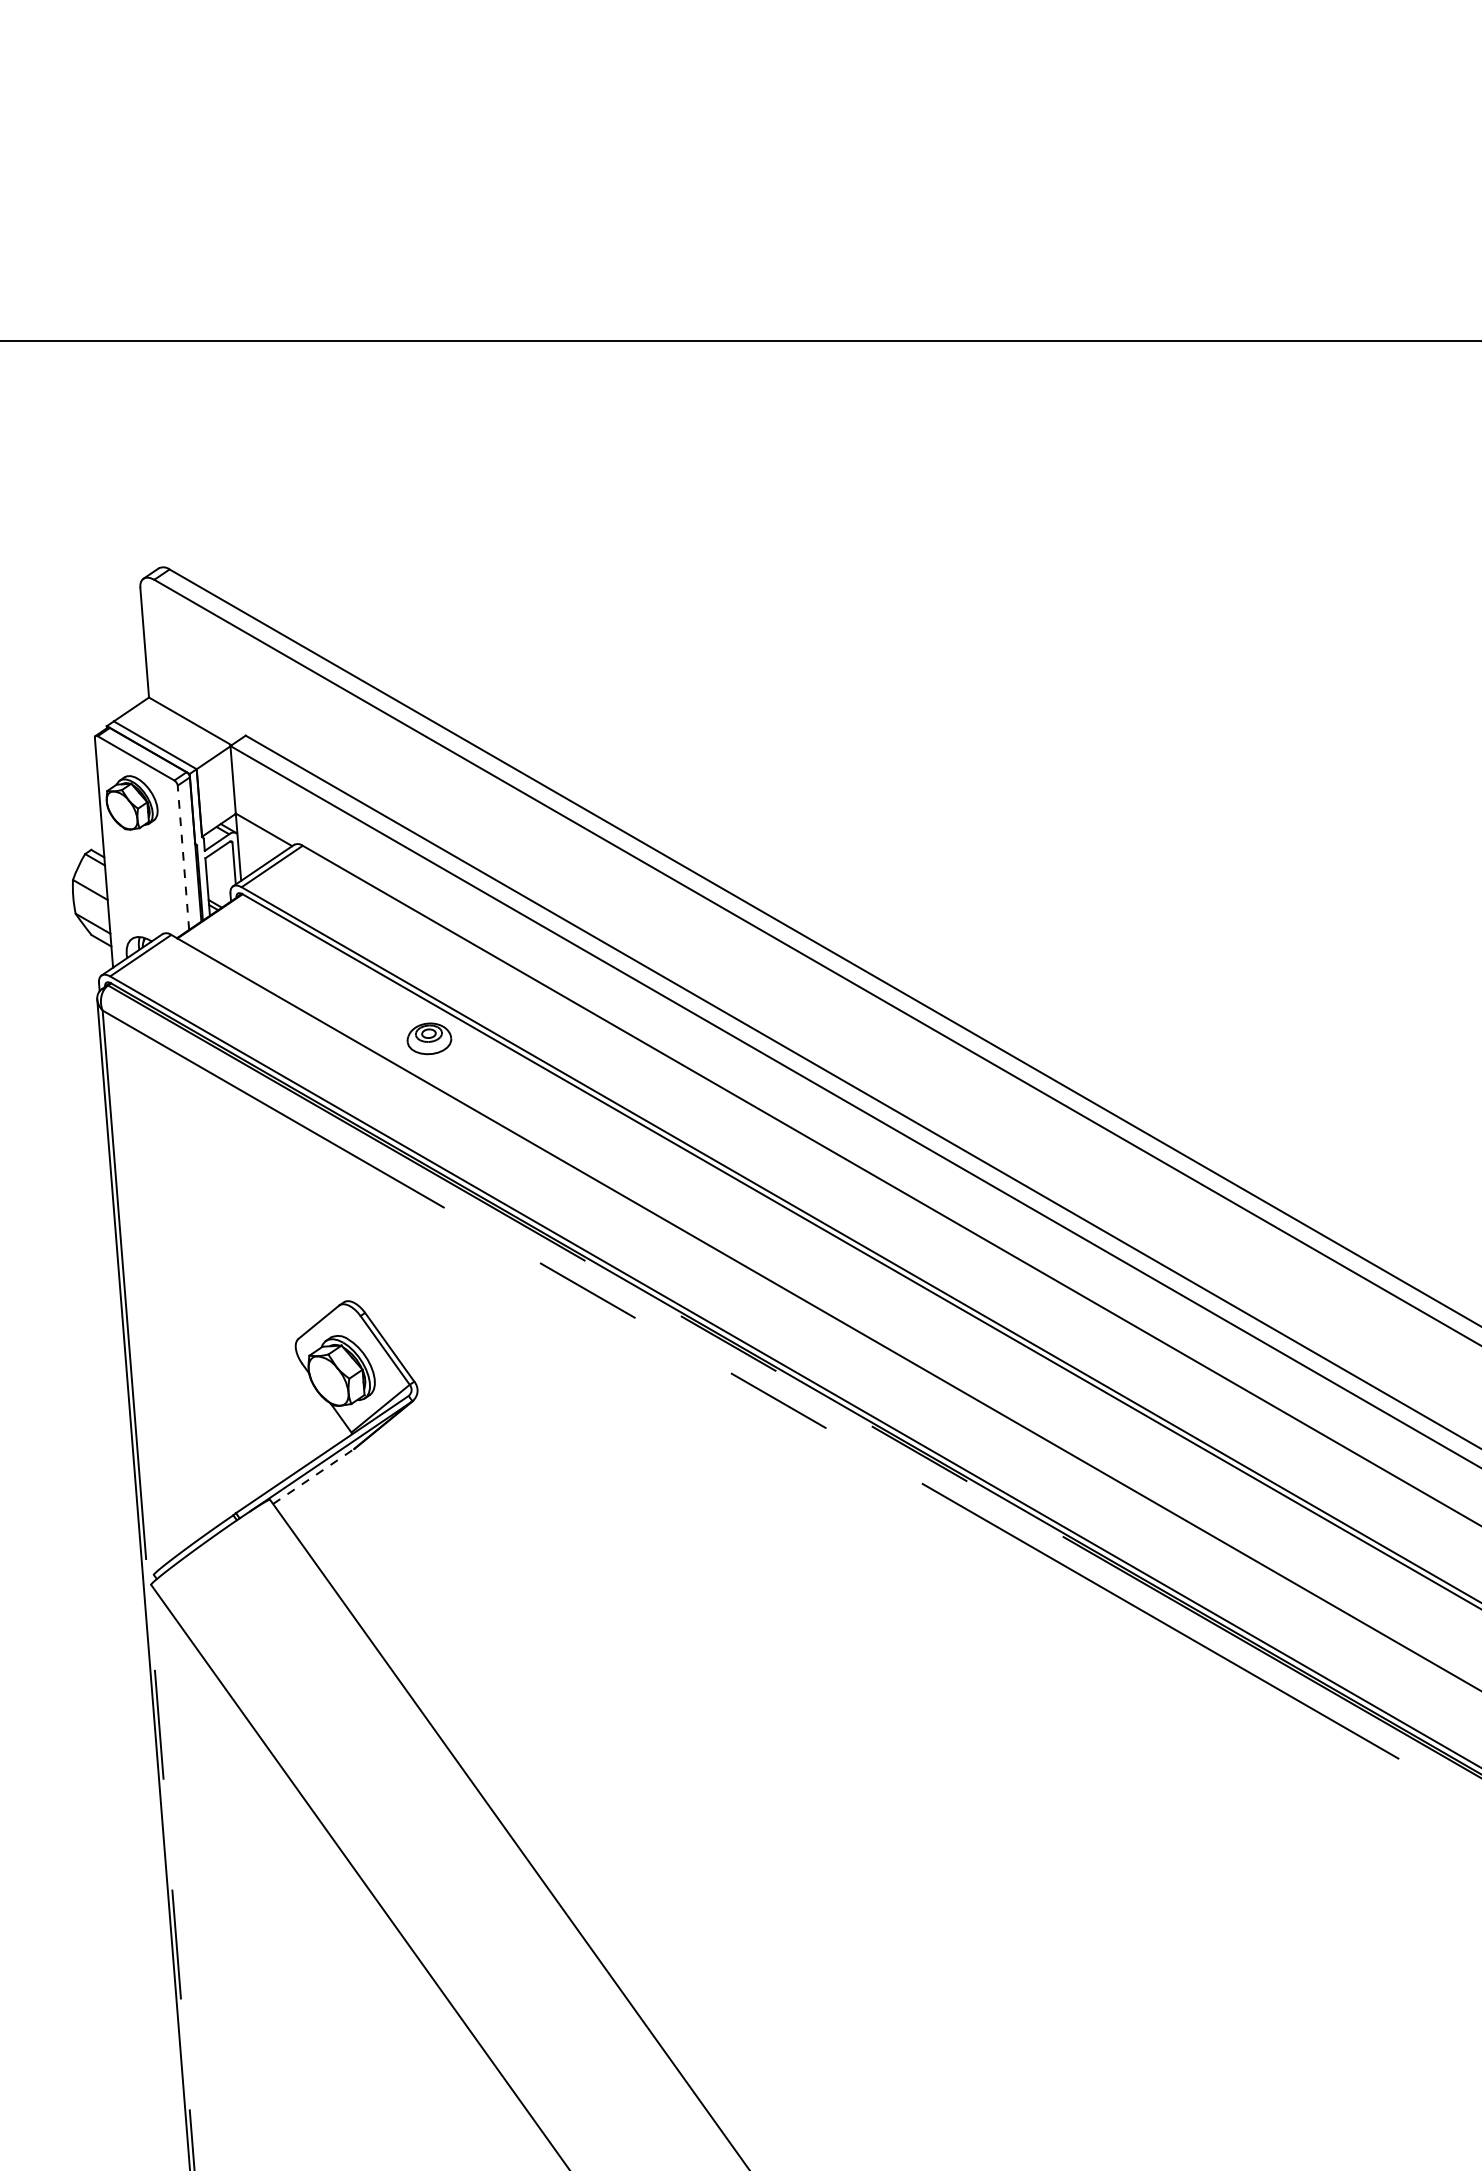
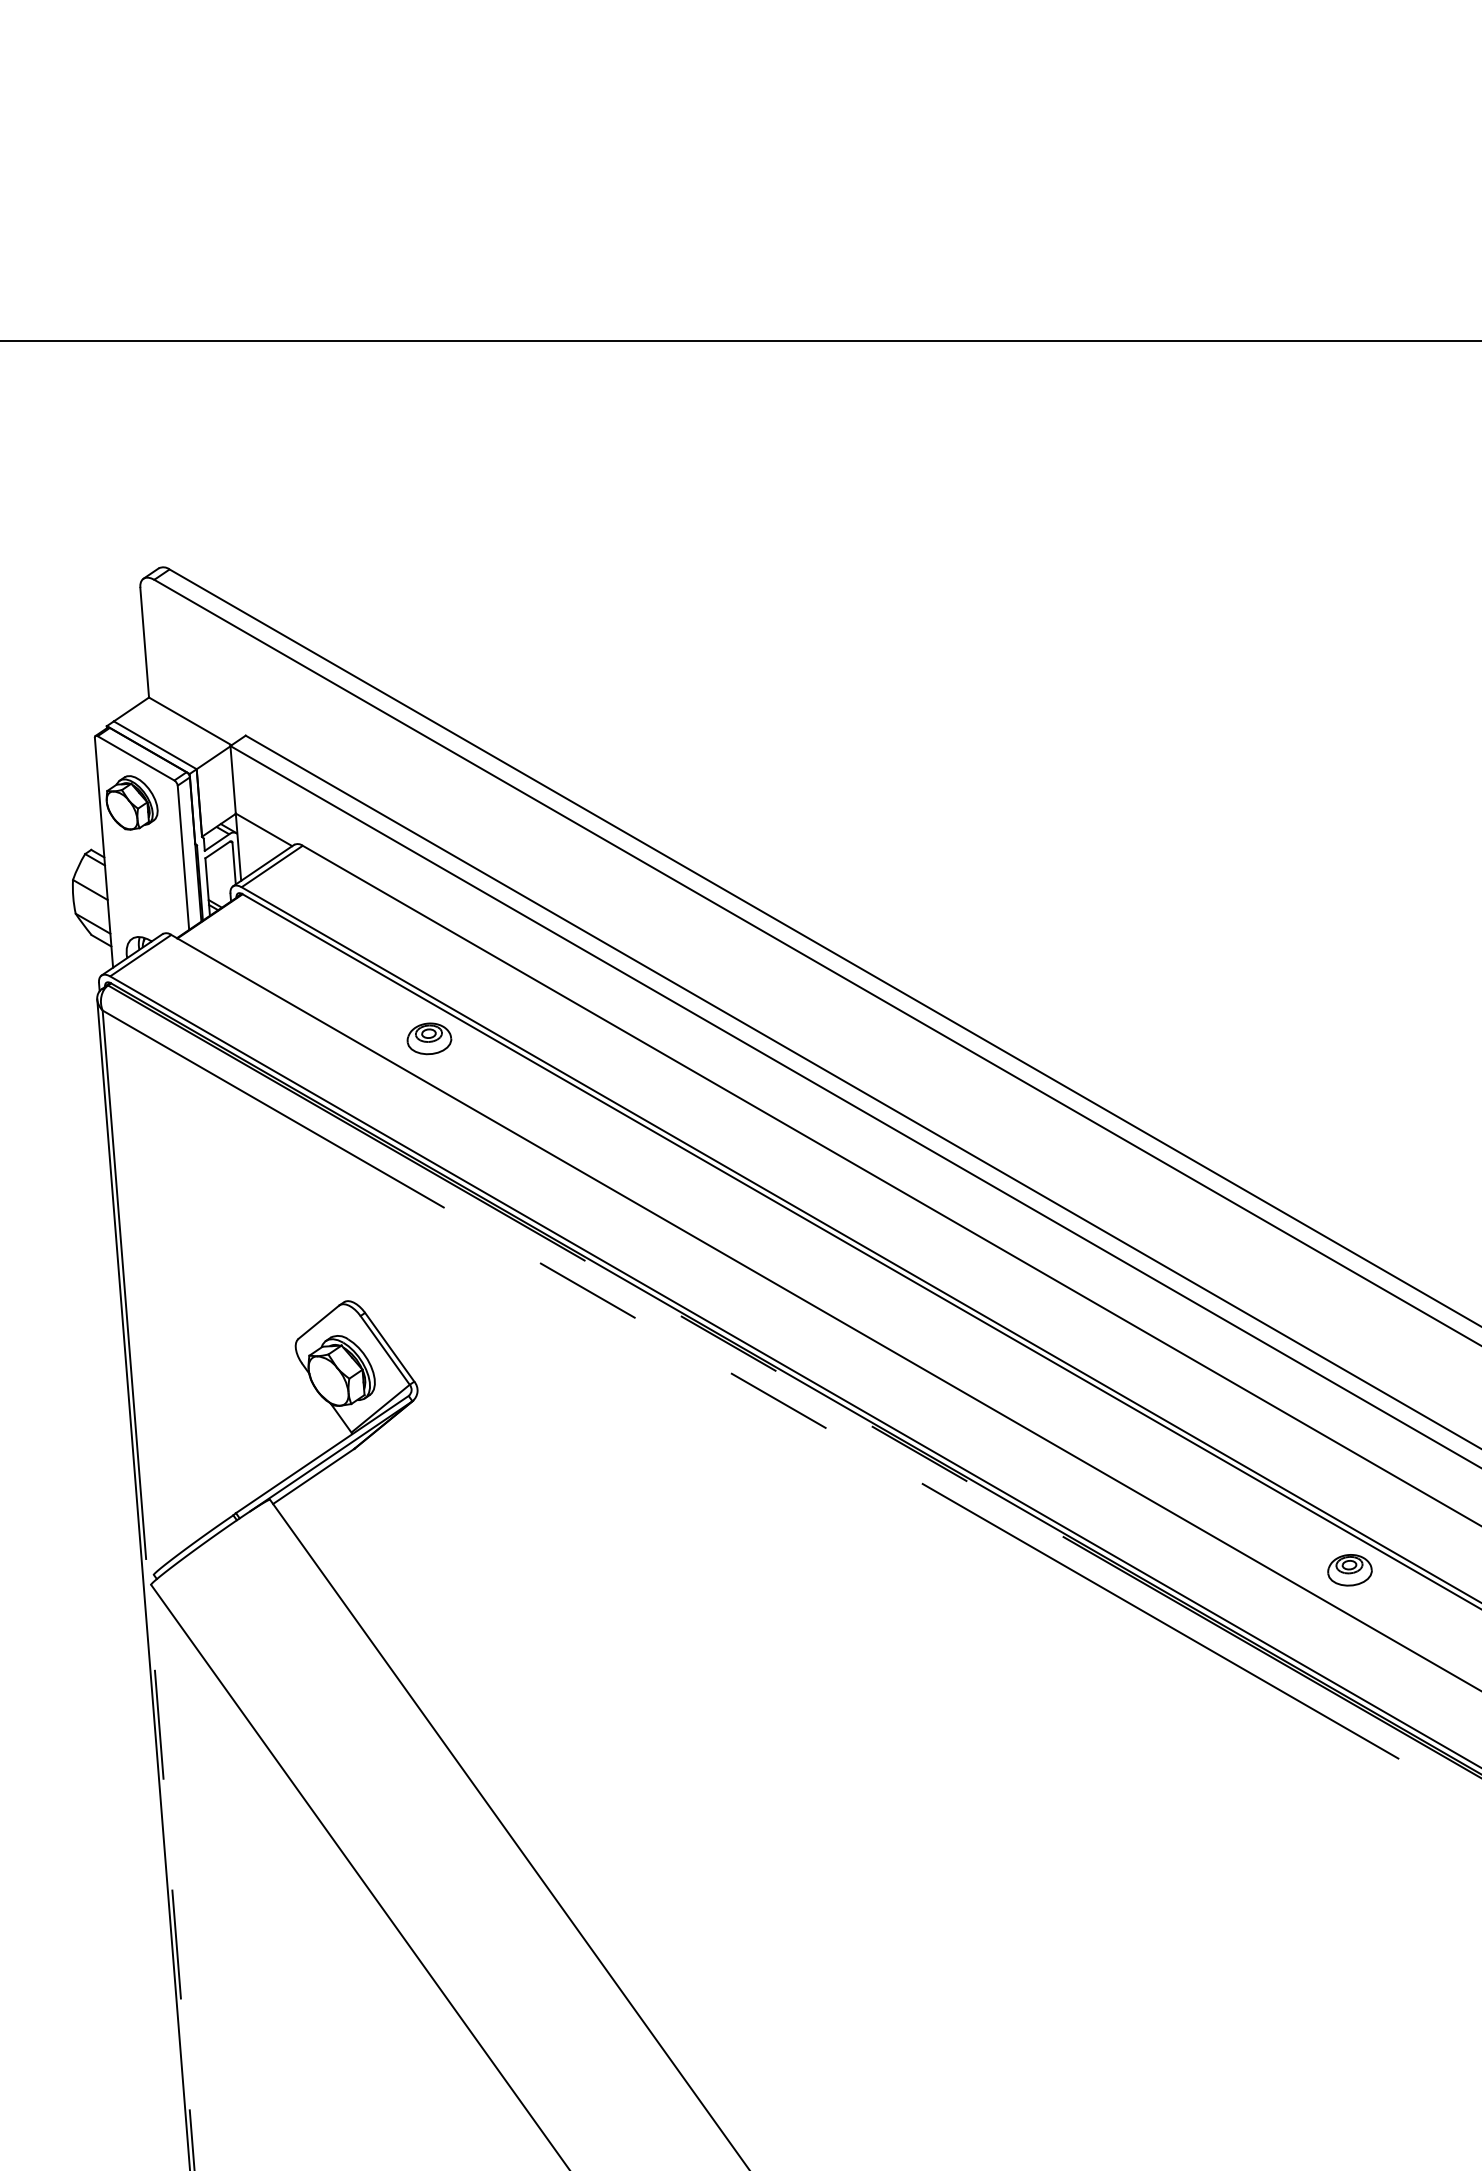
line: dashed -> solid (183, 857)
line: dashed -> solid (313, 1476)
part: none -> present (1349, 1570)
